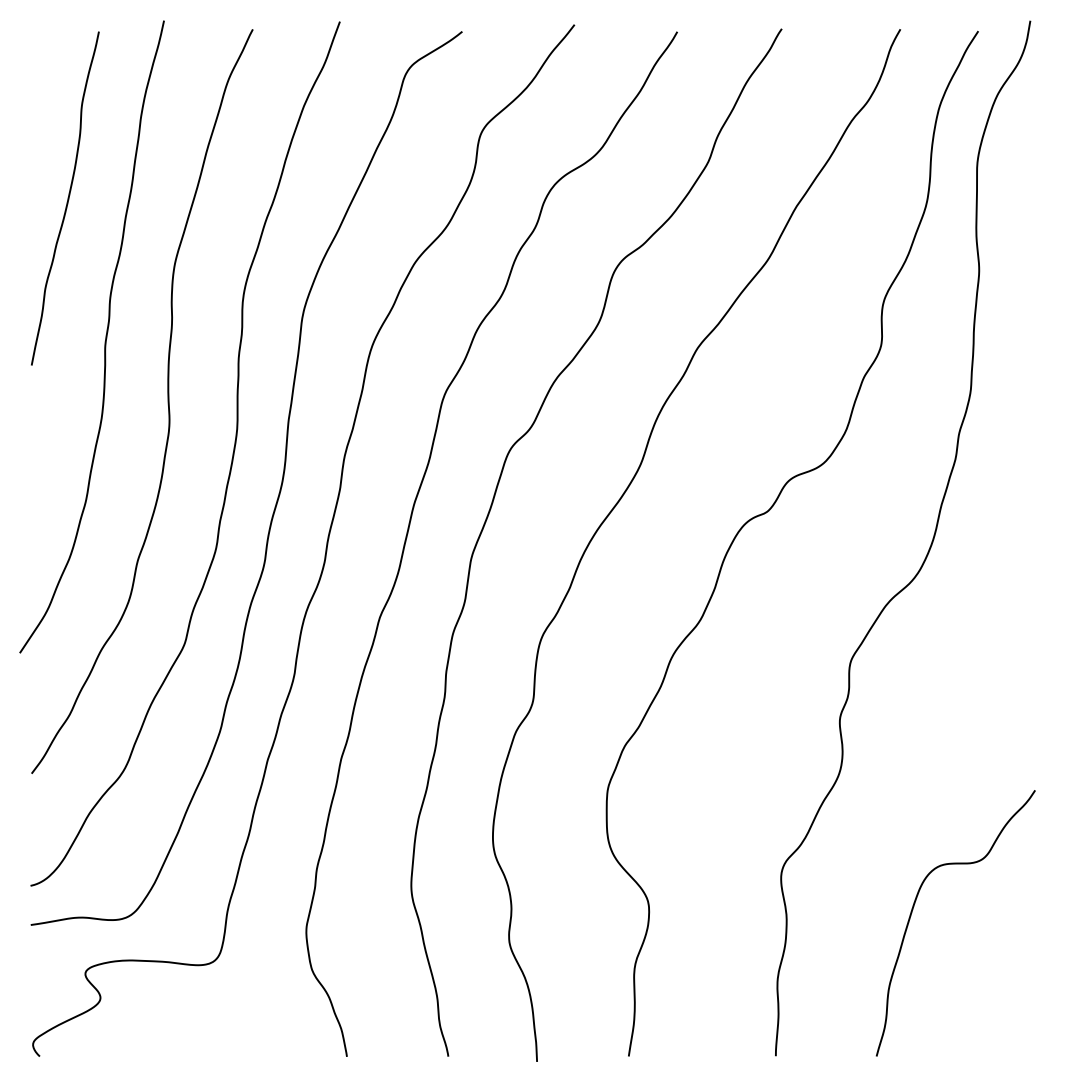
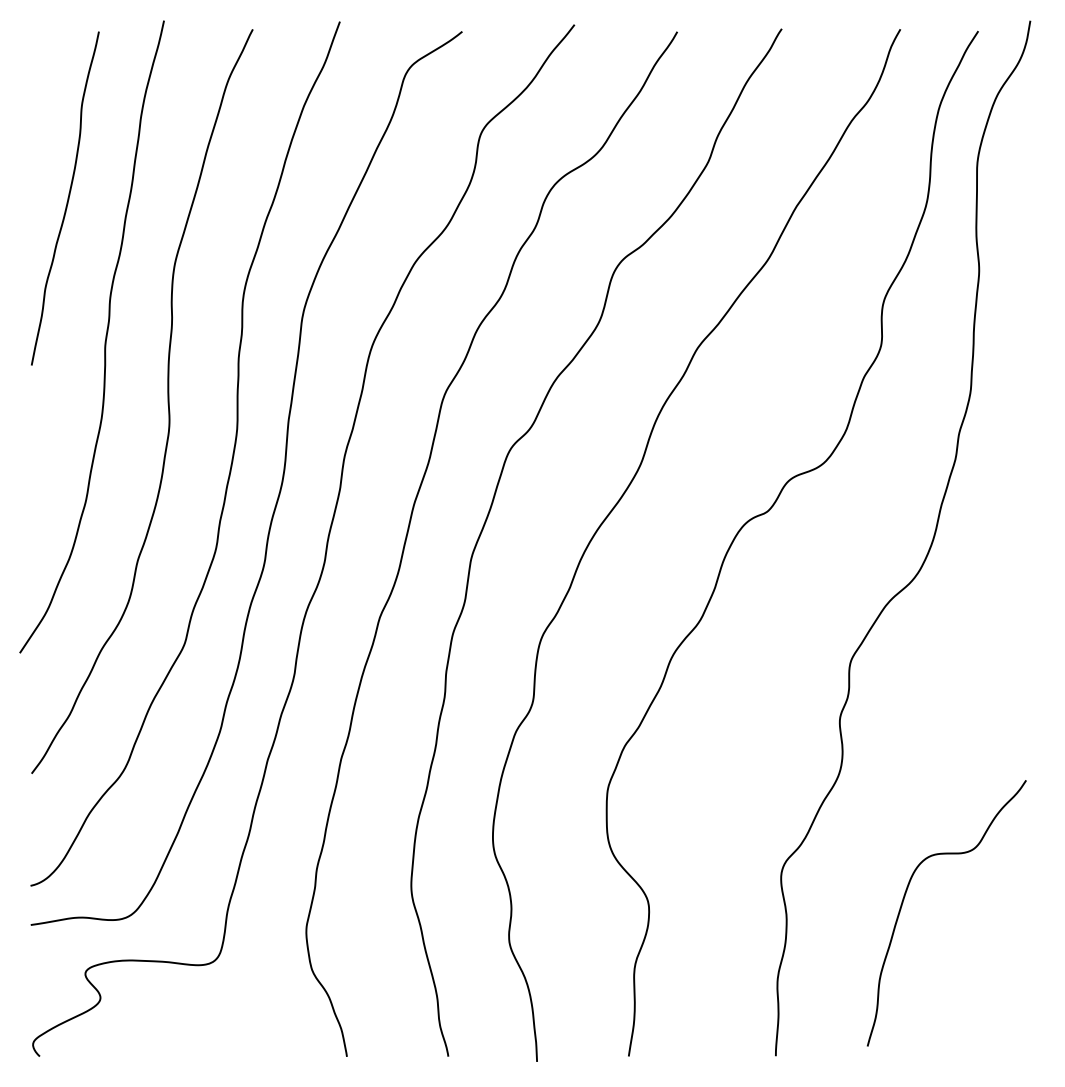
curve position: (912, 913) -> (903, 903) (903, 903)
